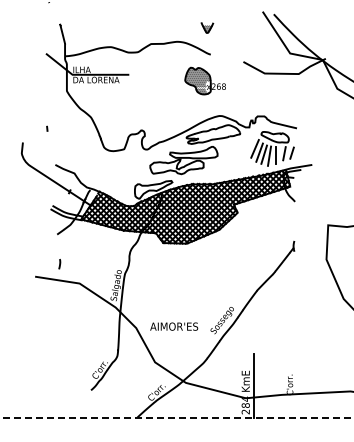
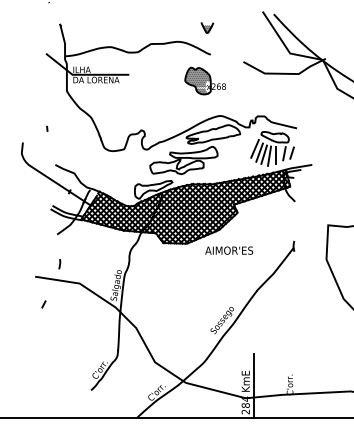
curve: none -> present (43, 304)
text position: (174, 326) -> (229, 250) (229, 250)
line: dashed -> solid (177, 417)
